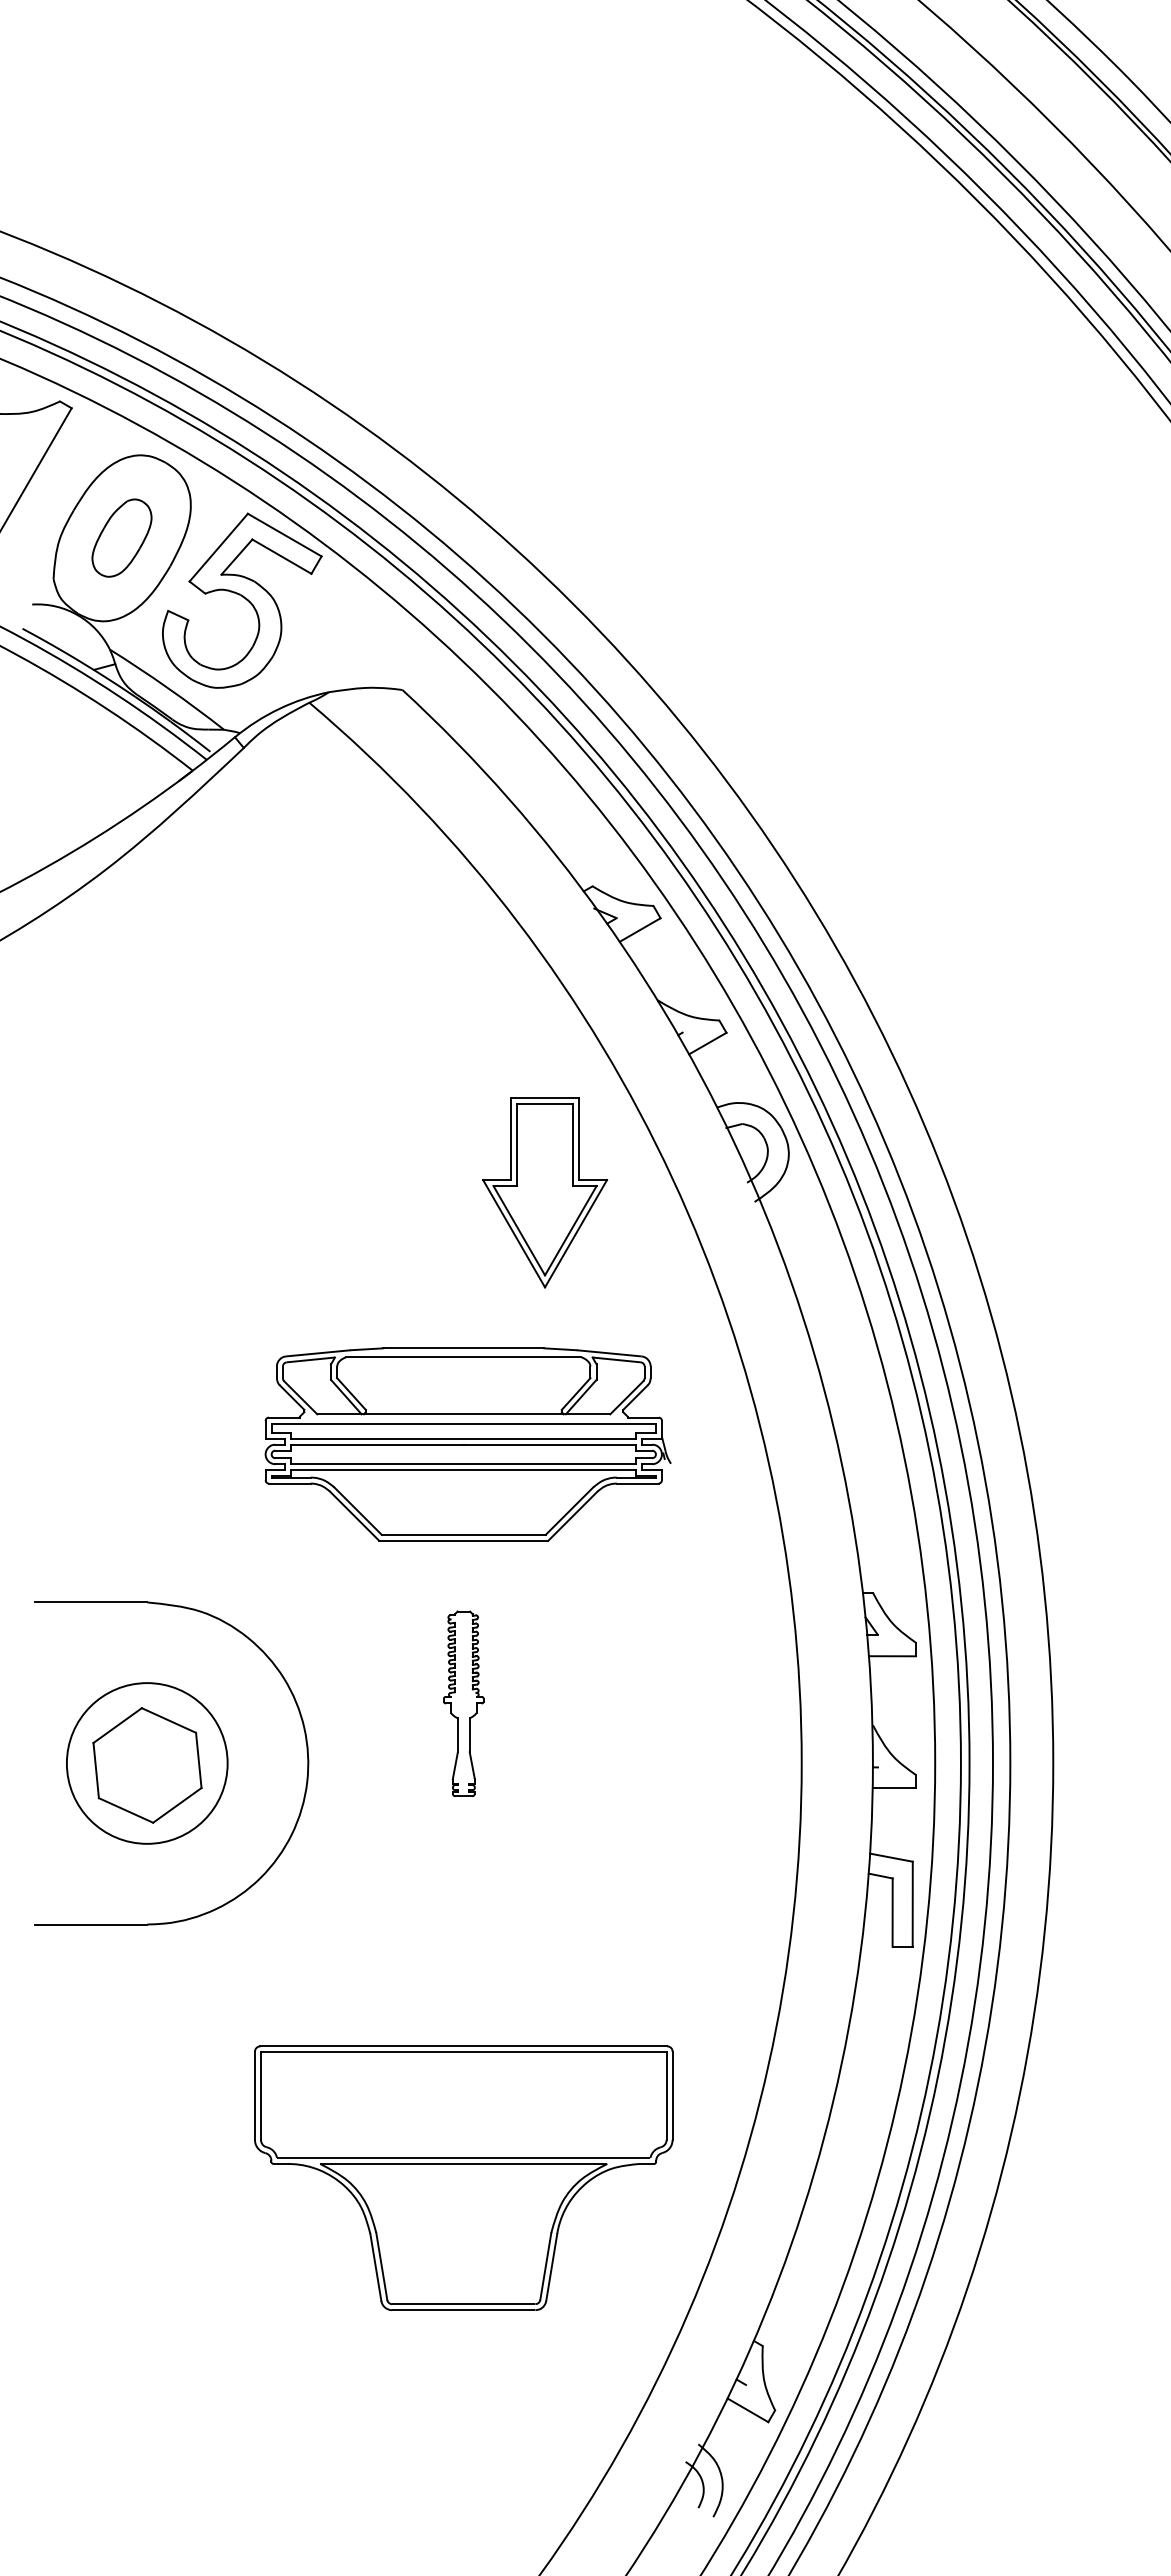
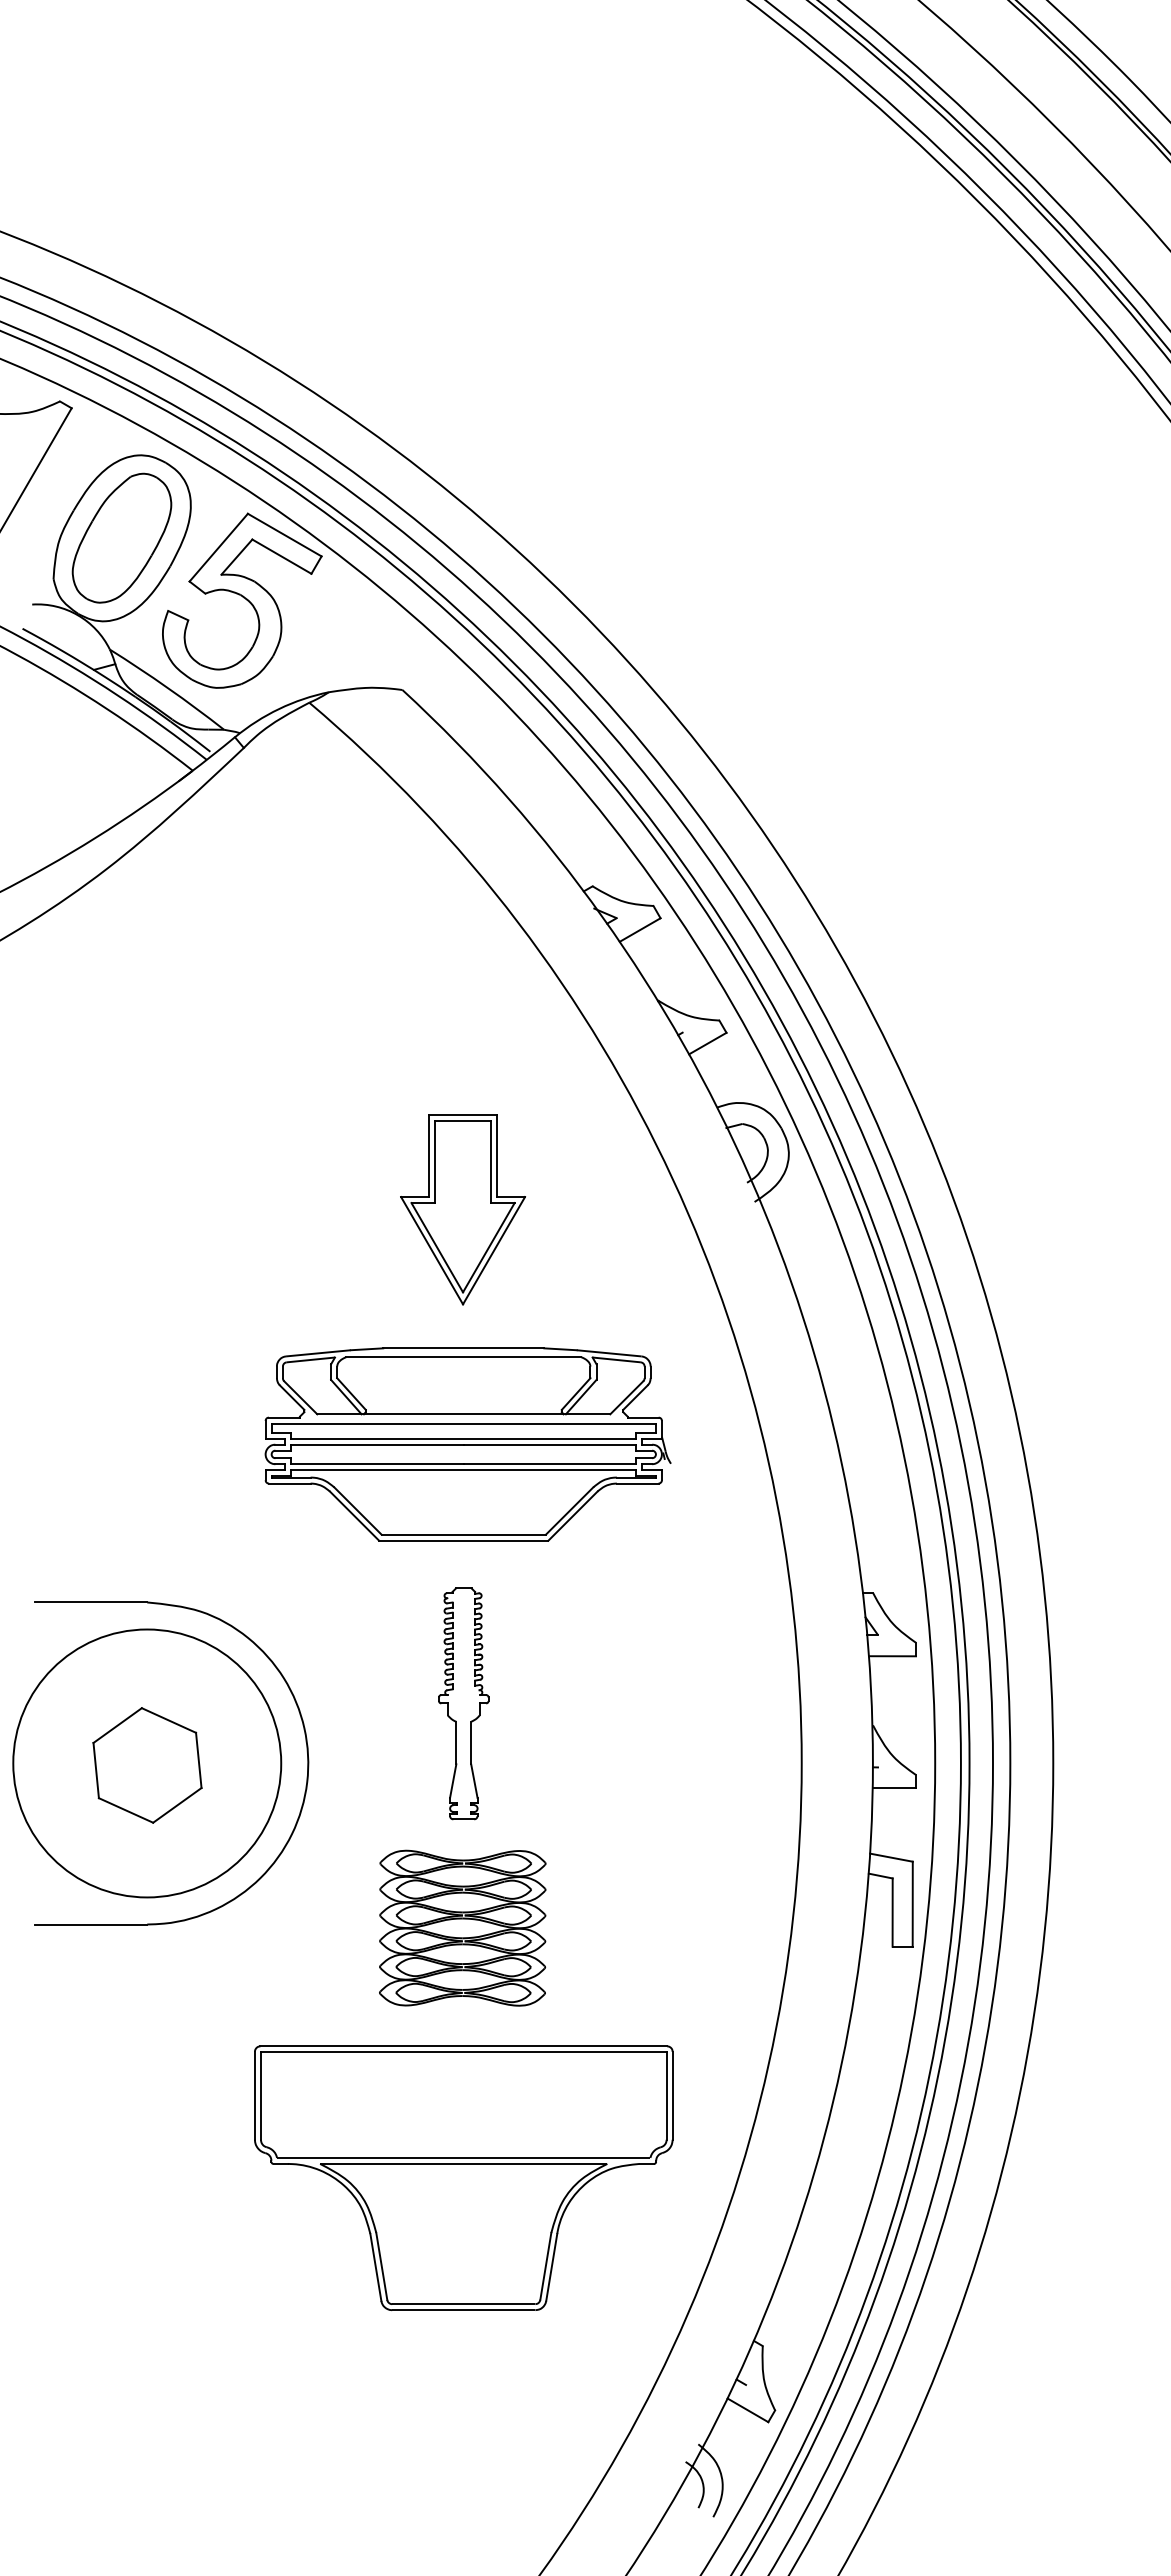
part size: 62x80 px -> 102x132 px (121, 537)
part position: (545, 1192) -> (463, 1209) (463, 1209)
part size: 42x188 px -> 52x234 px (463, 1703)
circle diameter: 161 px -> 268 px (147, 1763)
part: none -> present (462, 1927)
